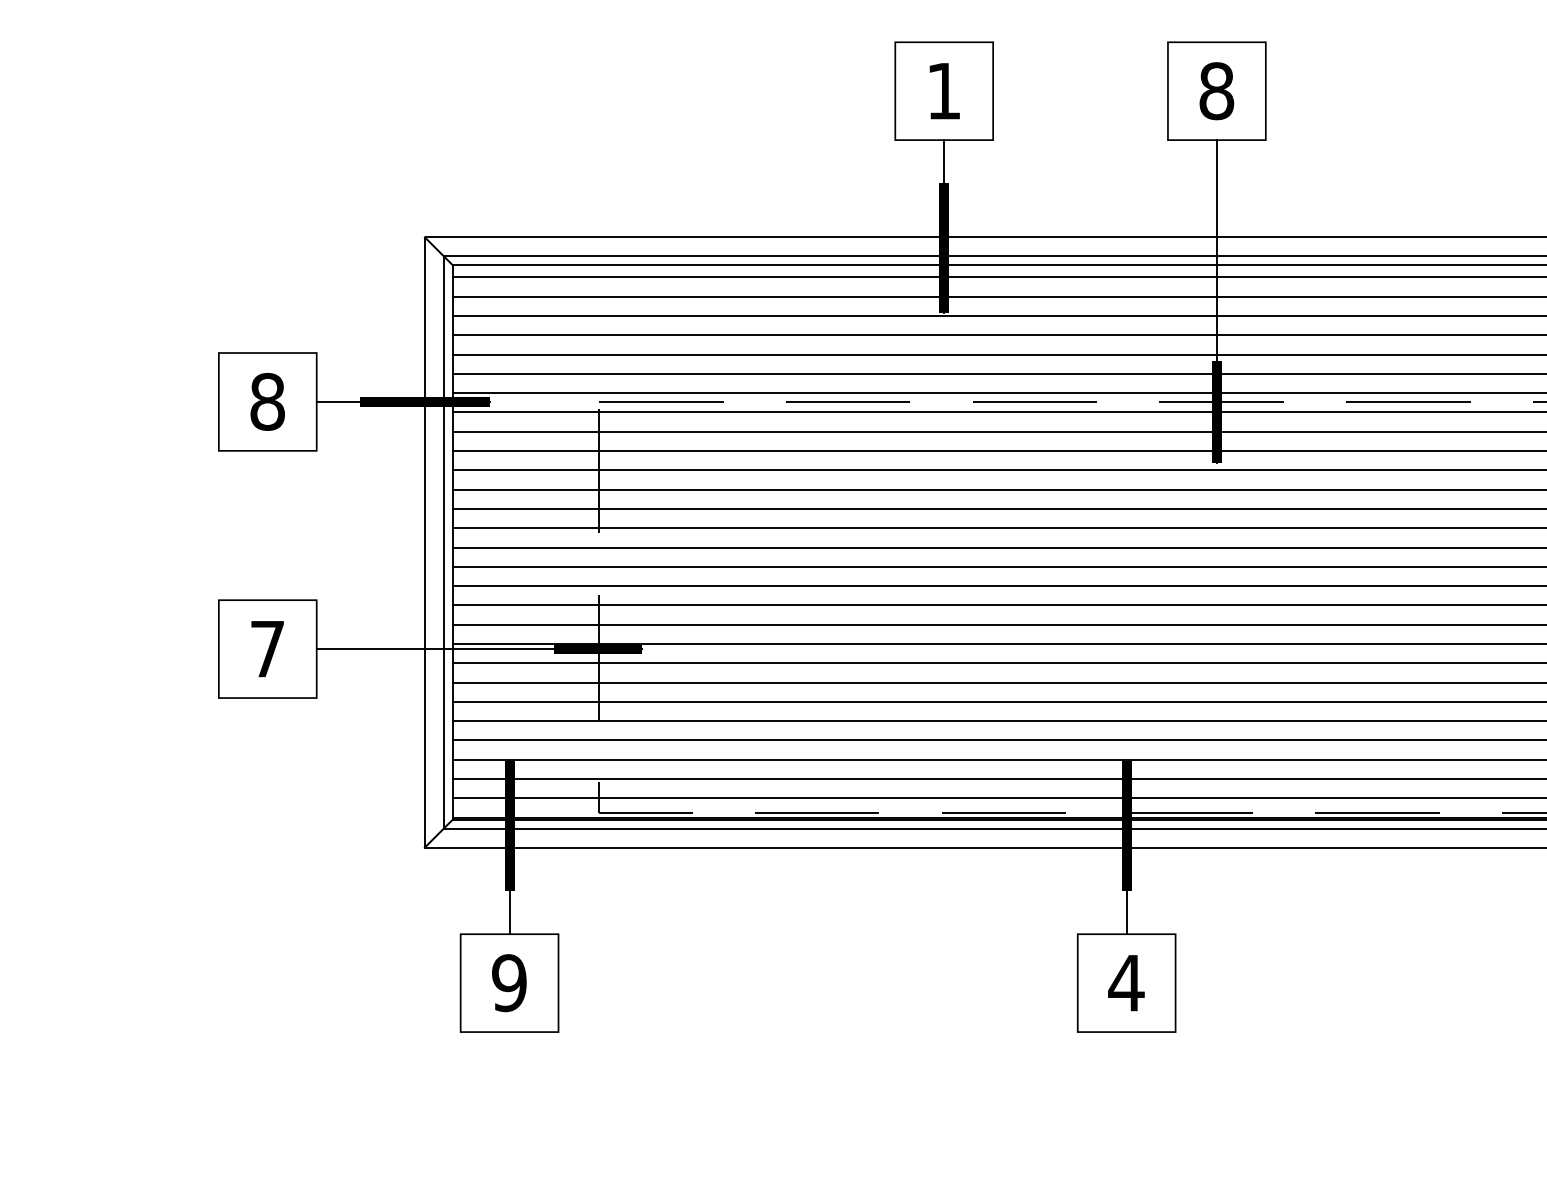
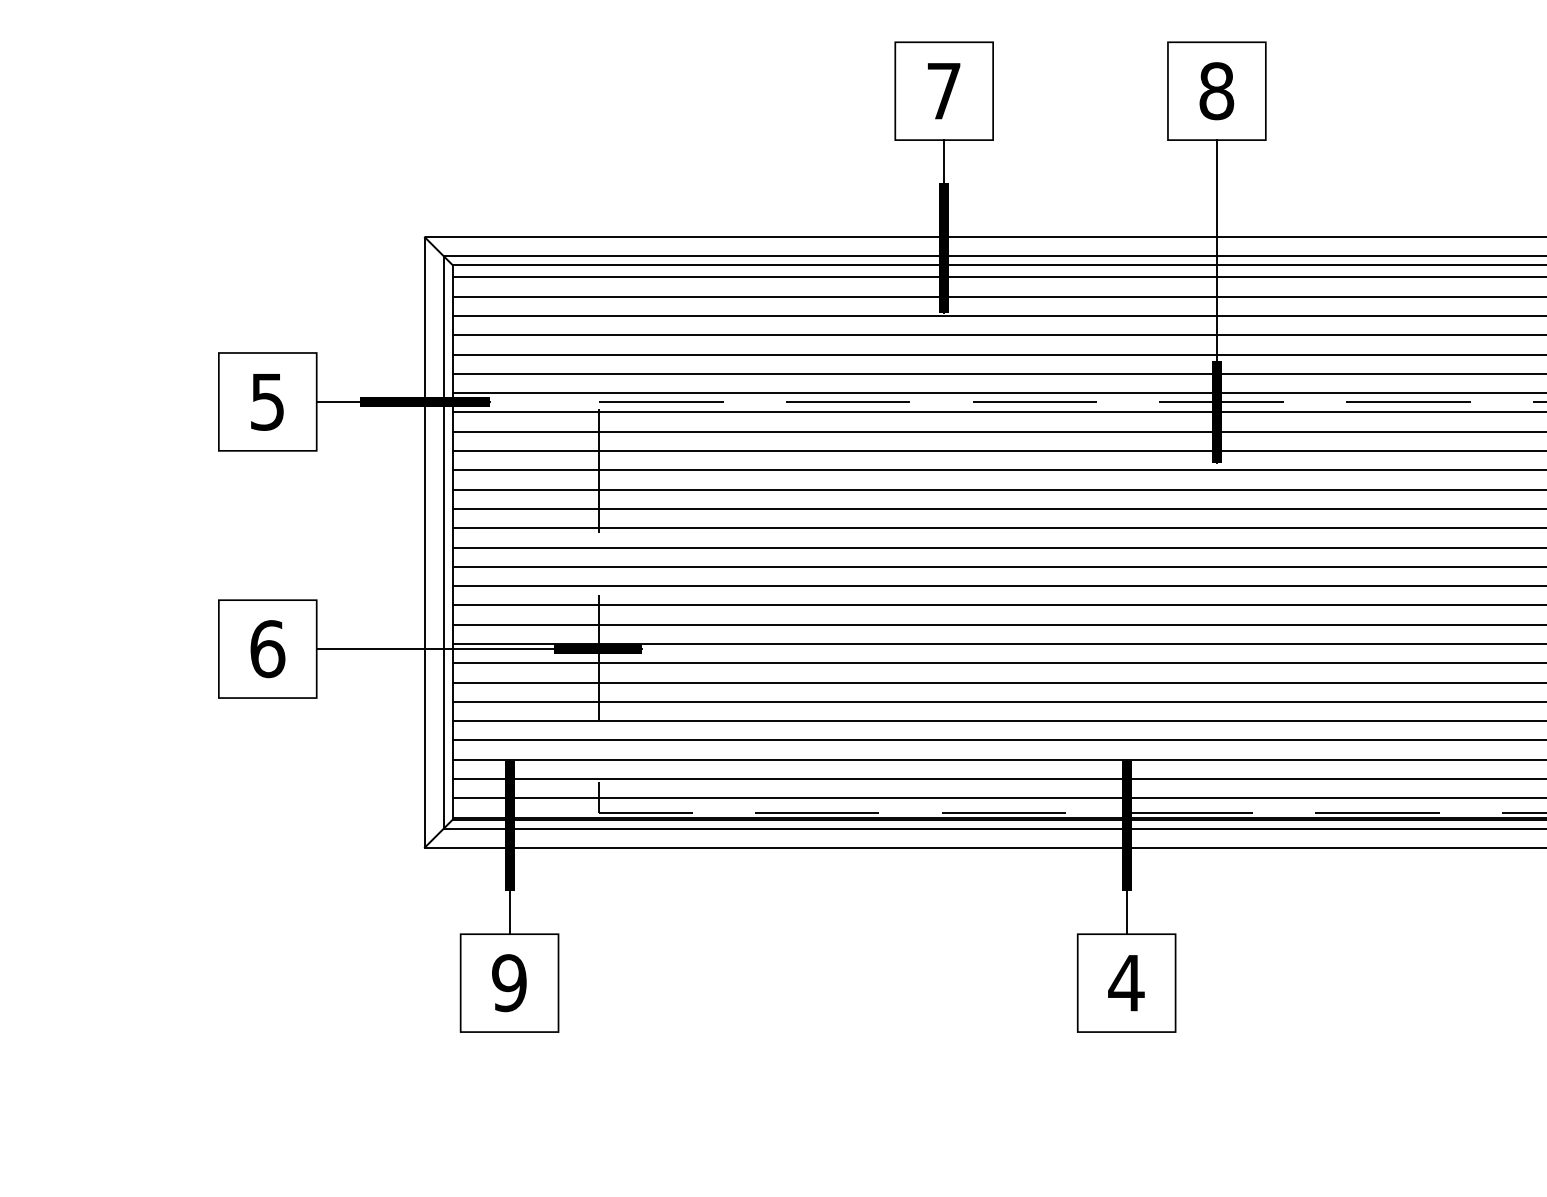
text: 1 -> 7 (943, 91)
text: 8 -> 5 (267, 401)
text: 7 -> 6 (267, 649)
